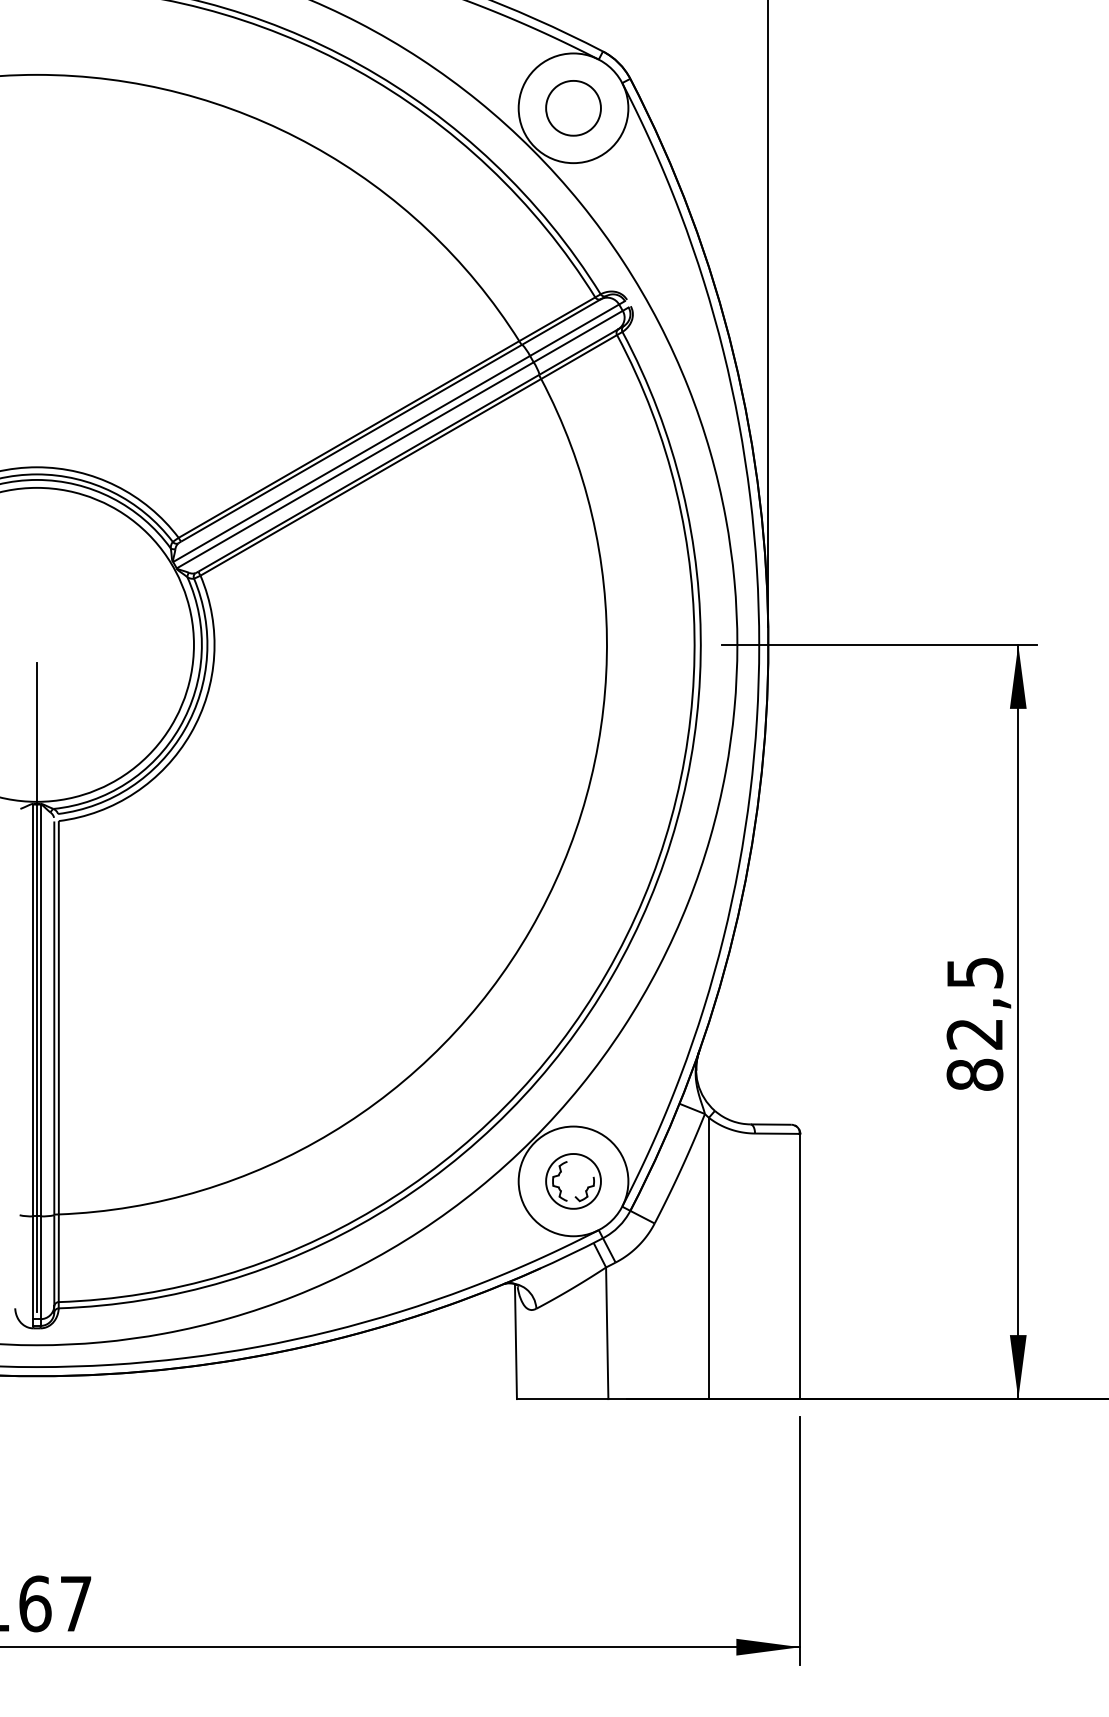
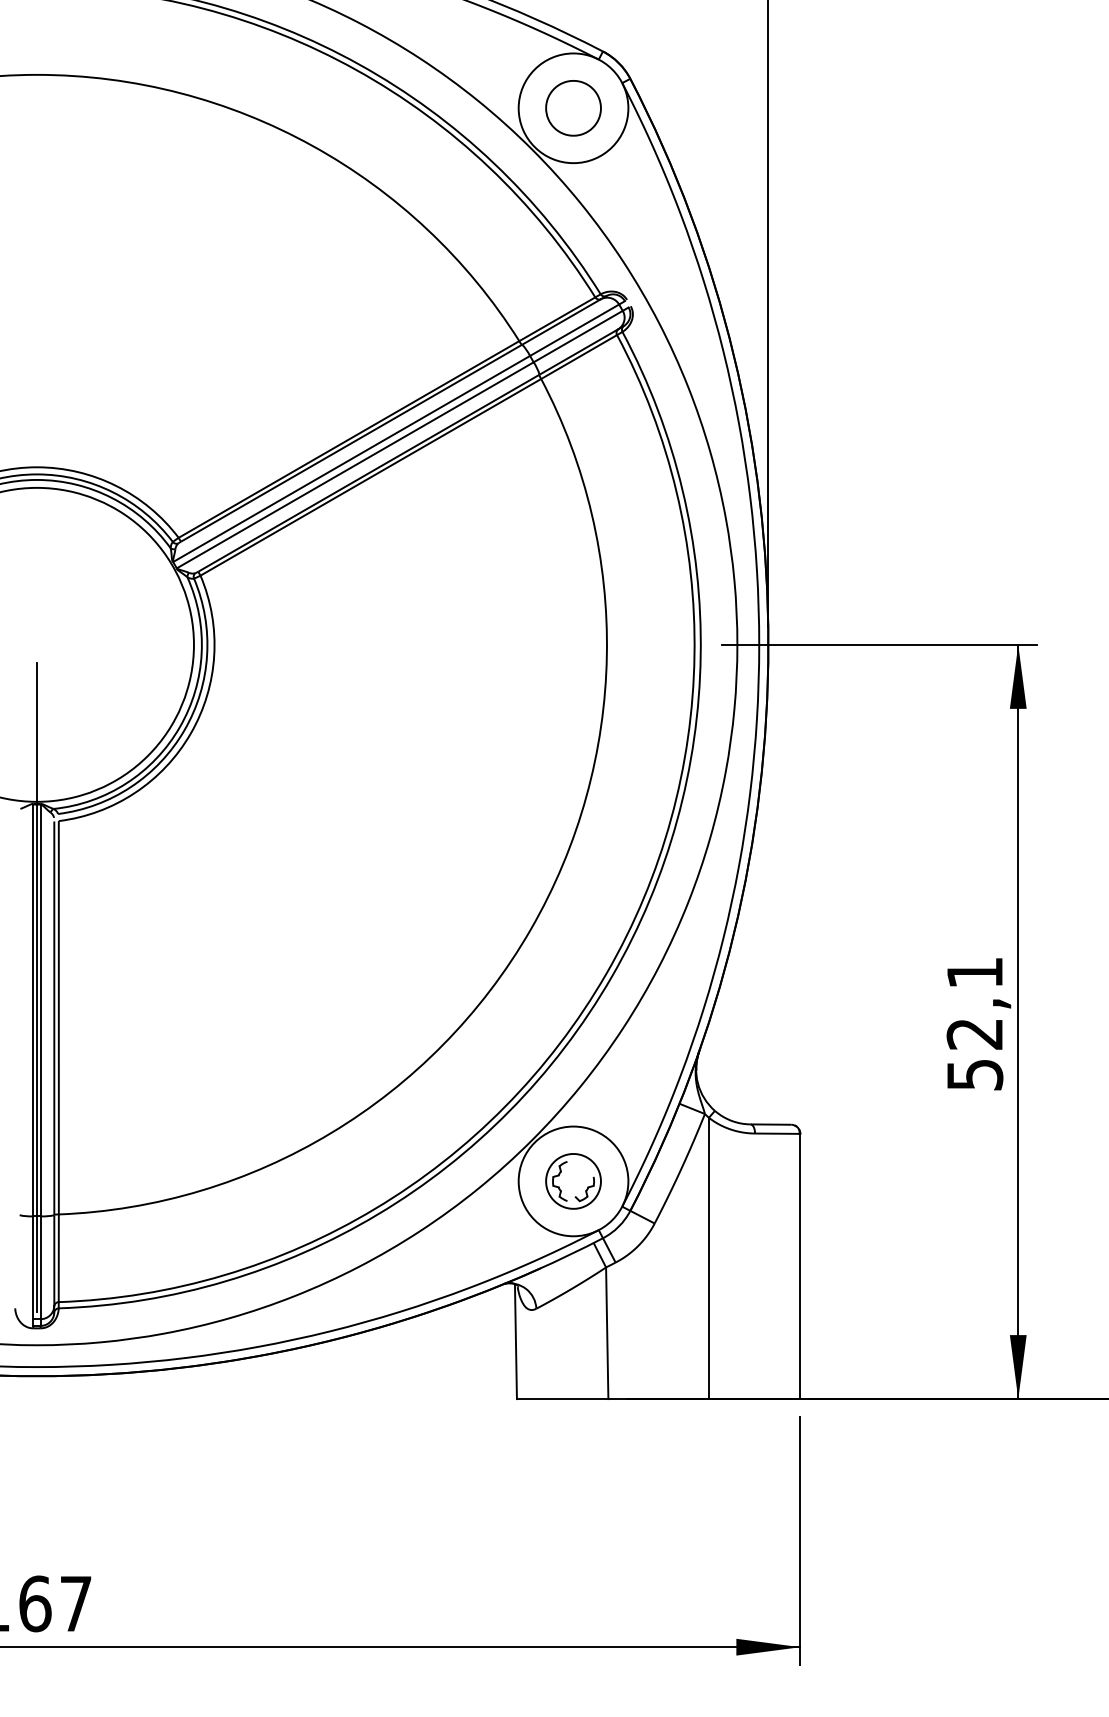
text: 82,5 -> 52,1 (974, 1024)
